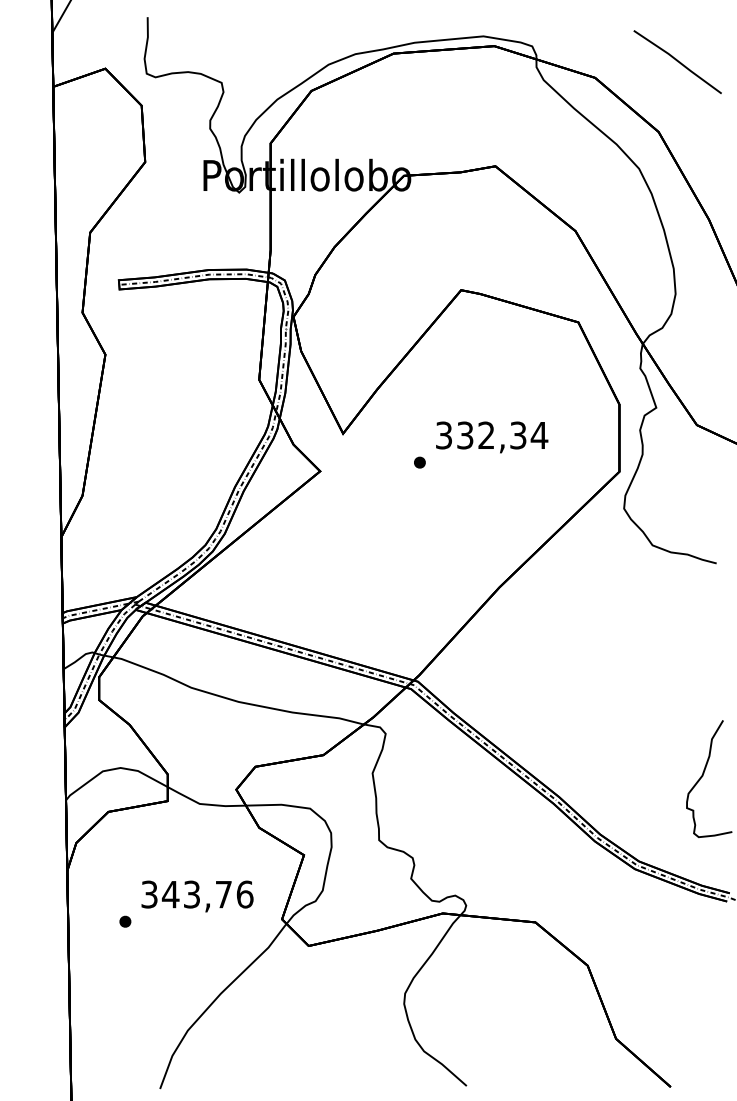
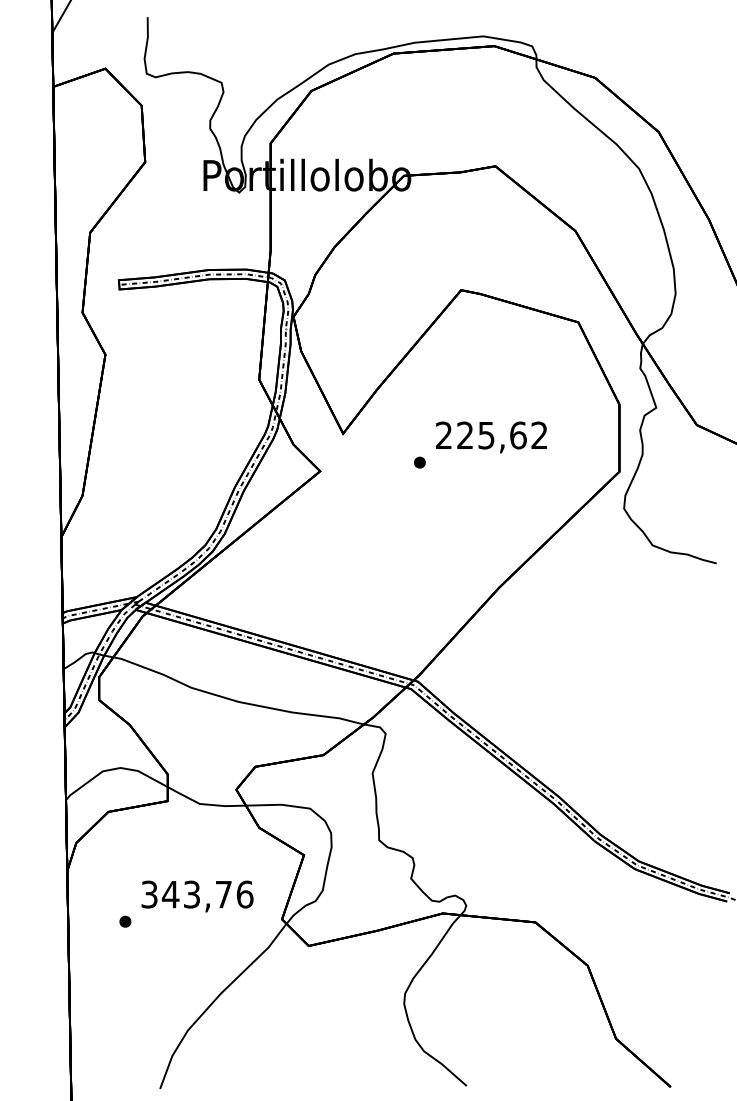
line: present -> none (677, 61)
text: 332,34 -> 225,62 (492, 435)
curve: present -> none (703, 776)
